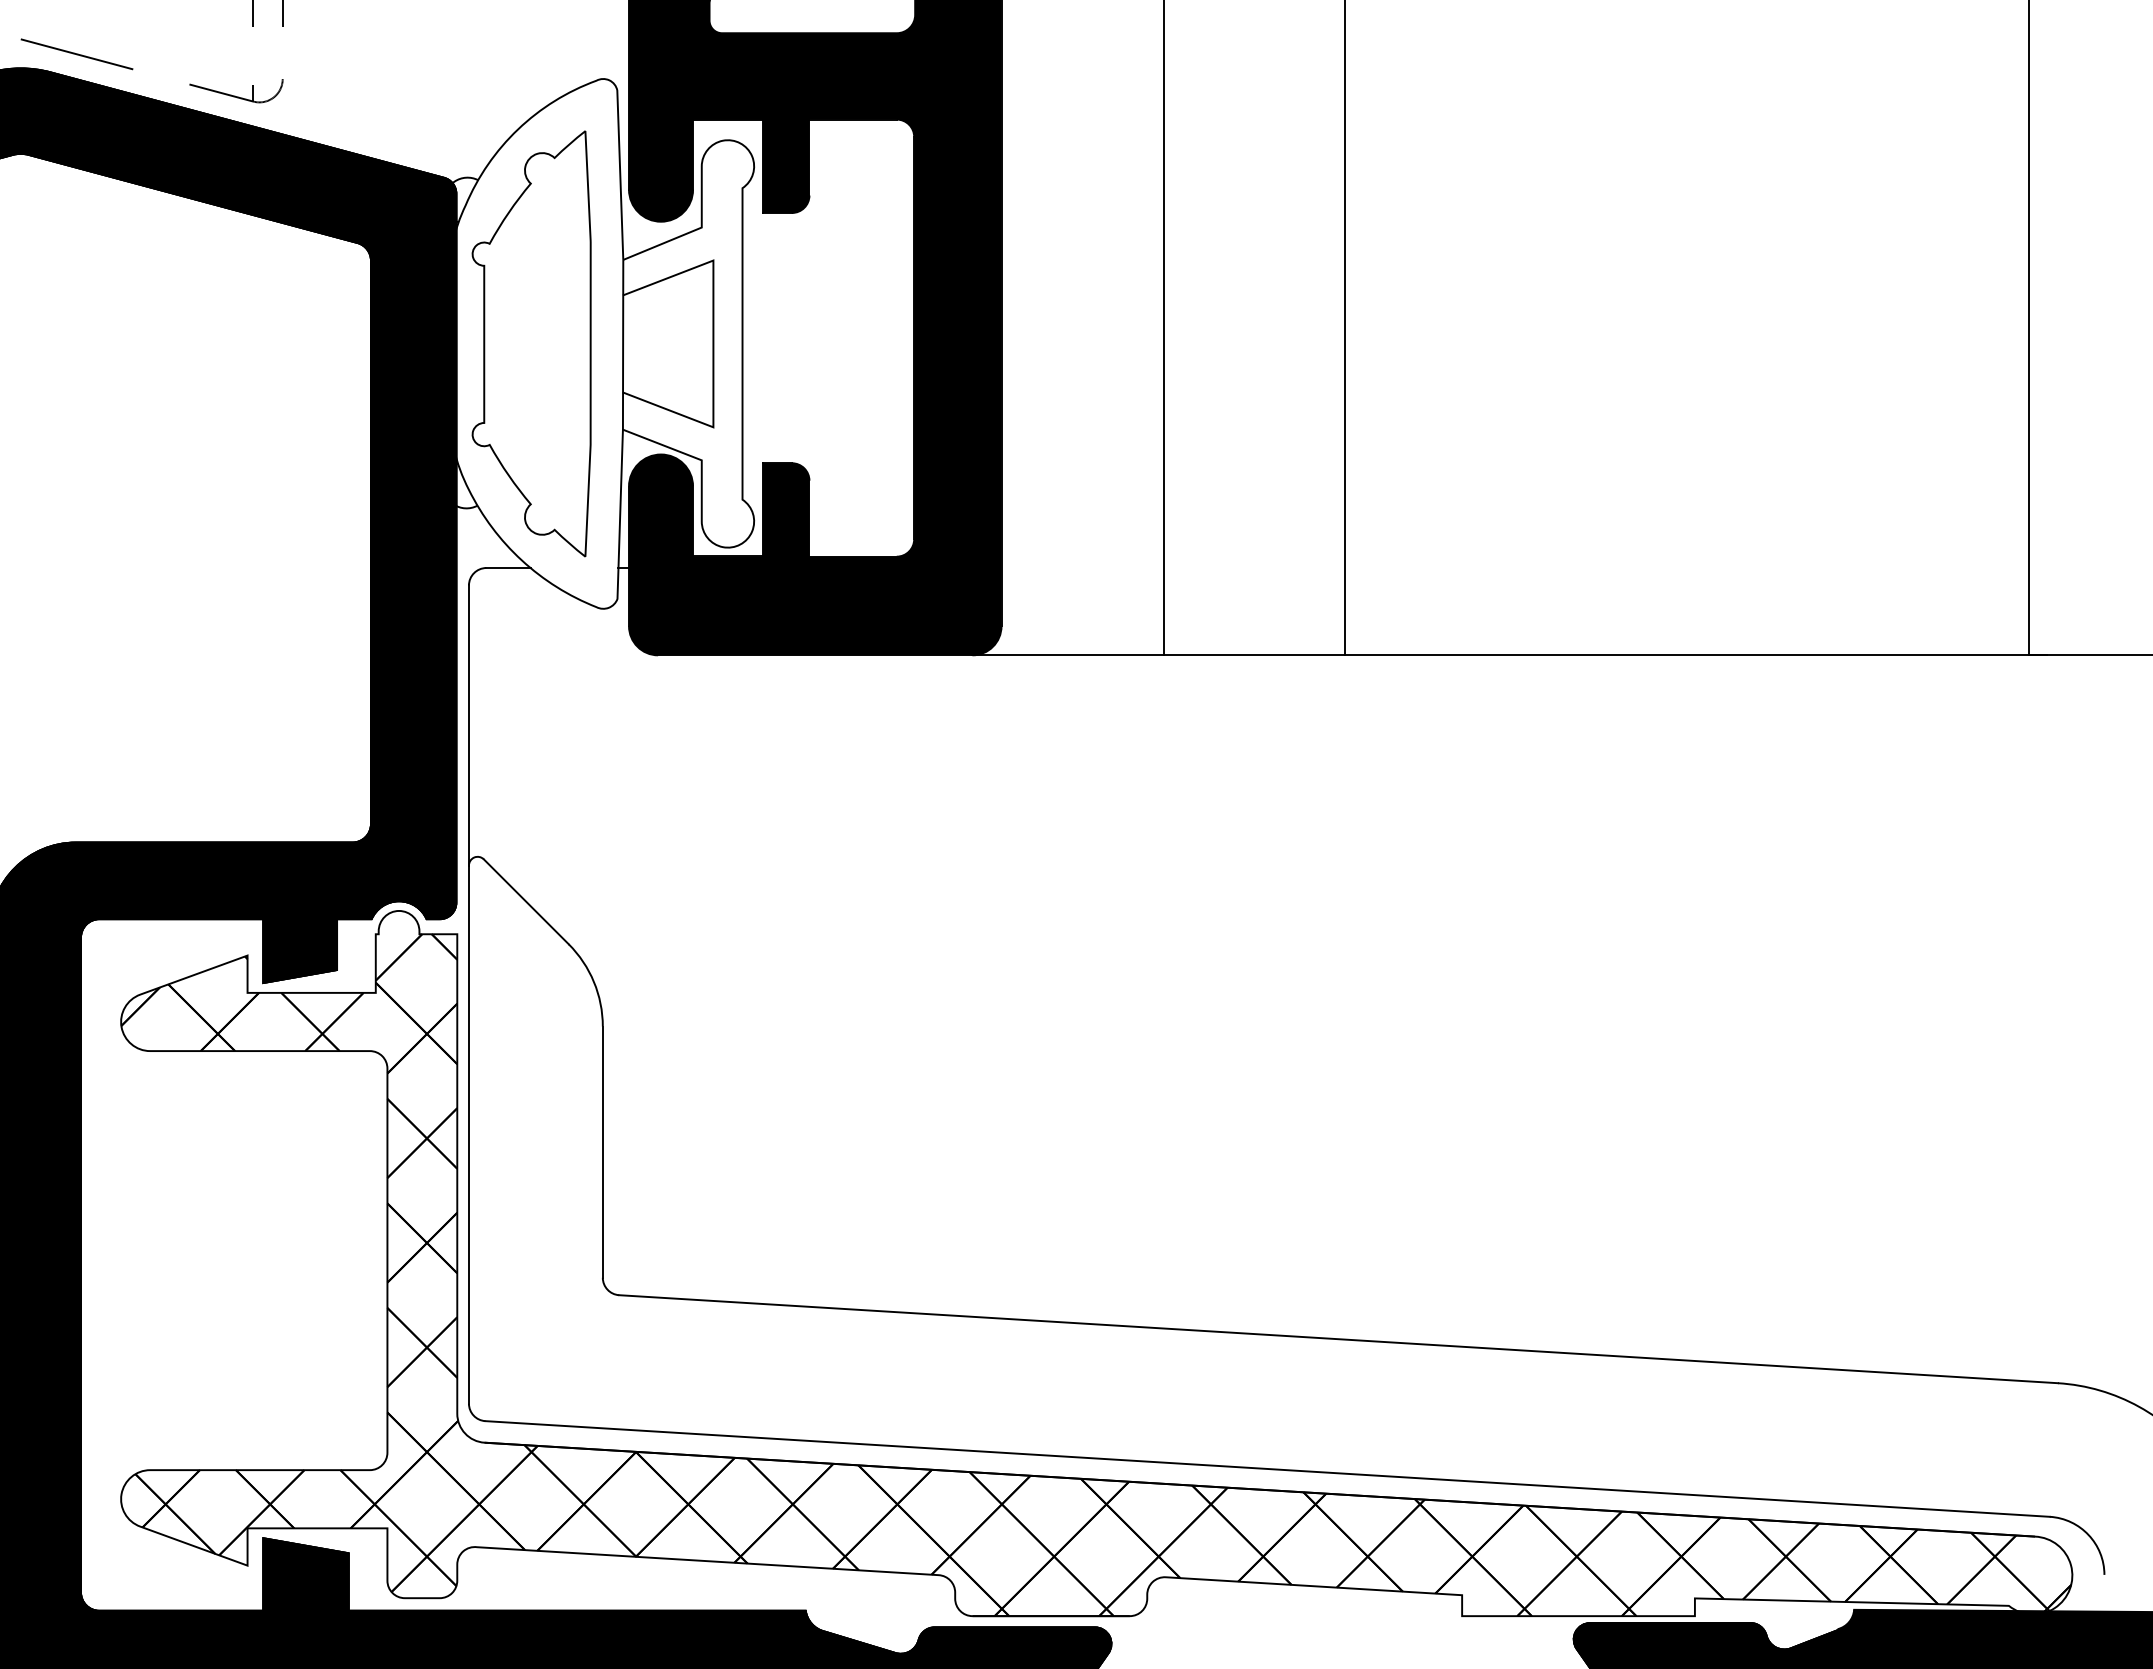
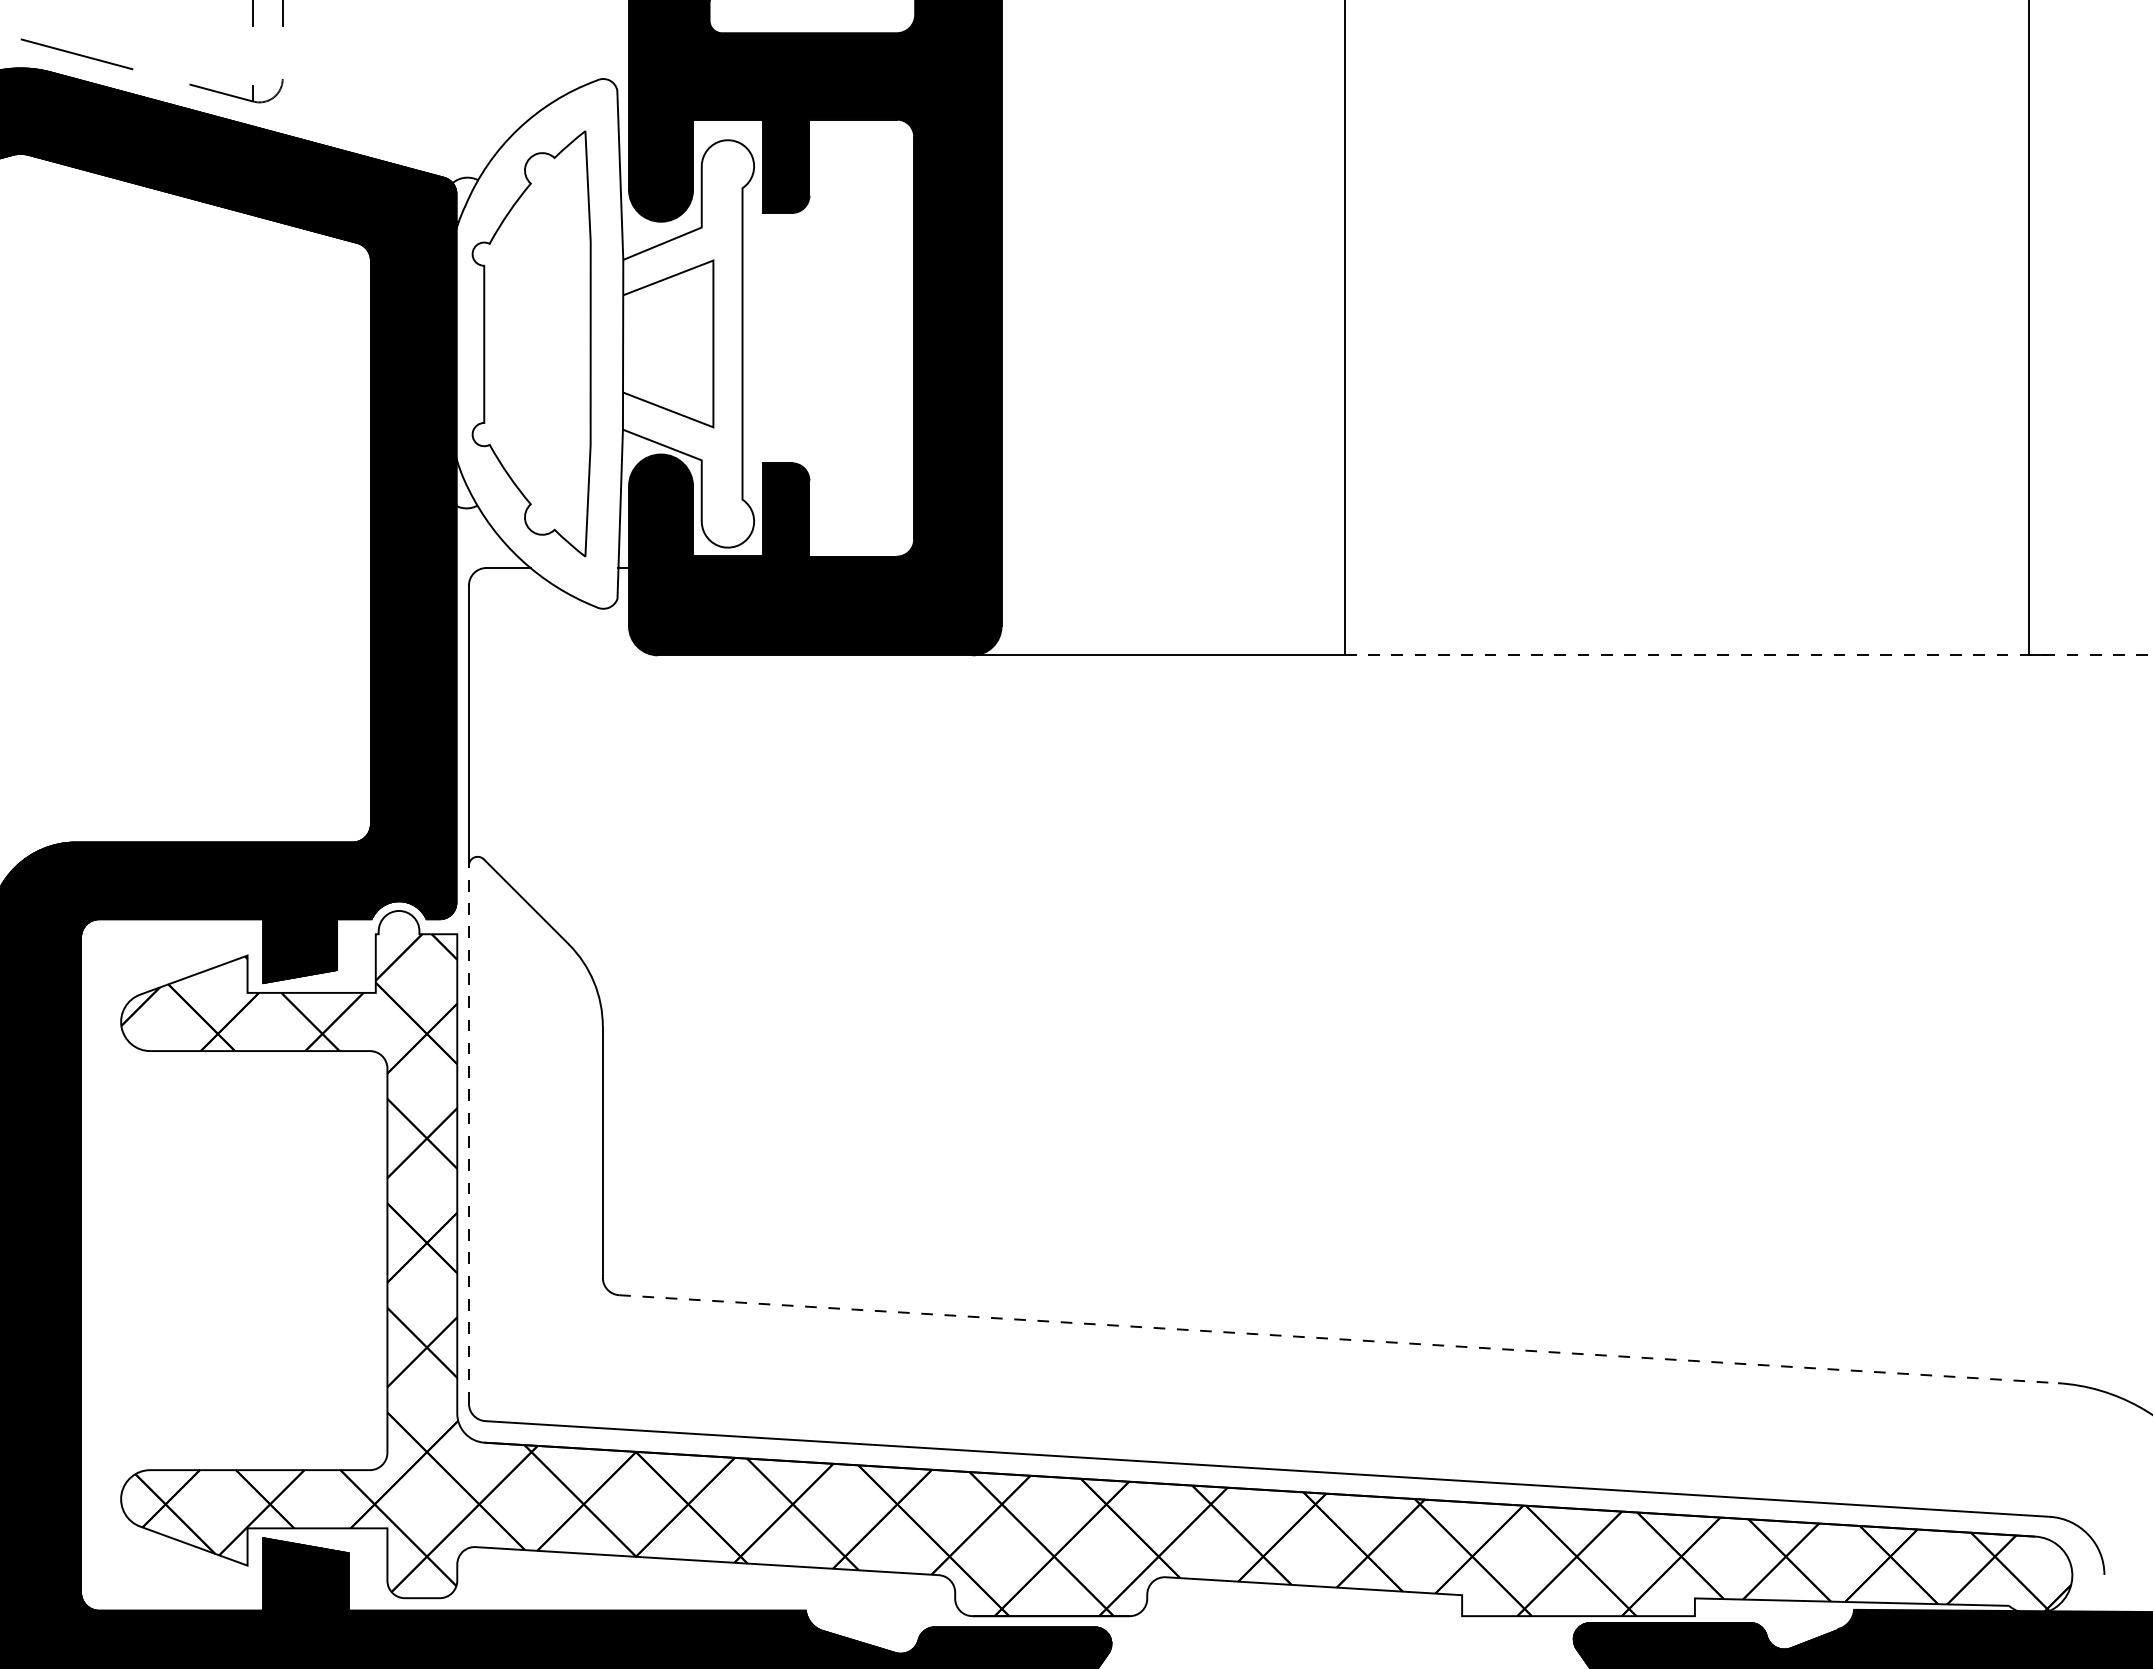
line: present -> none (1164, 328)
line: solid -> dashed (1748, 655)
line: solid -> dashed (468, 1134)
line: solid -> dashed (1338, 1339)
